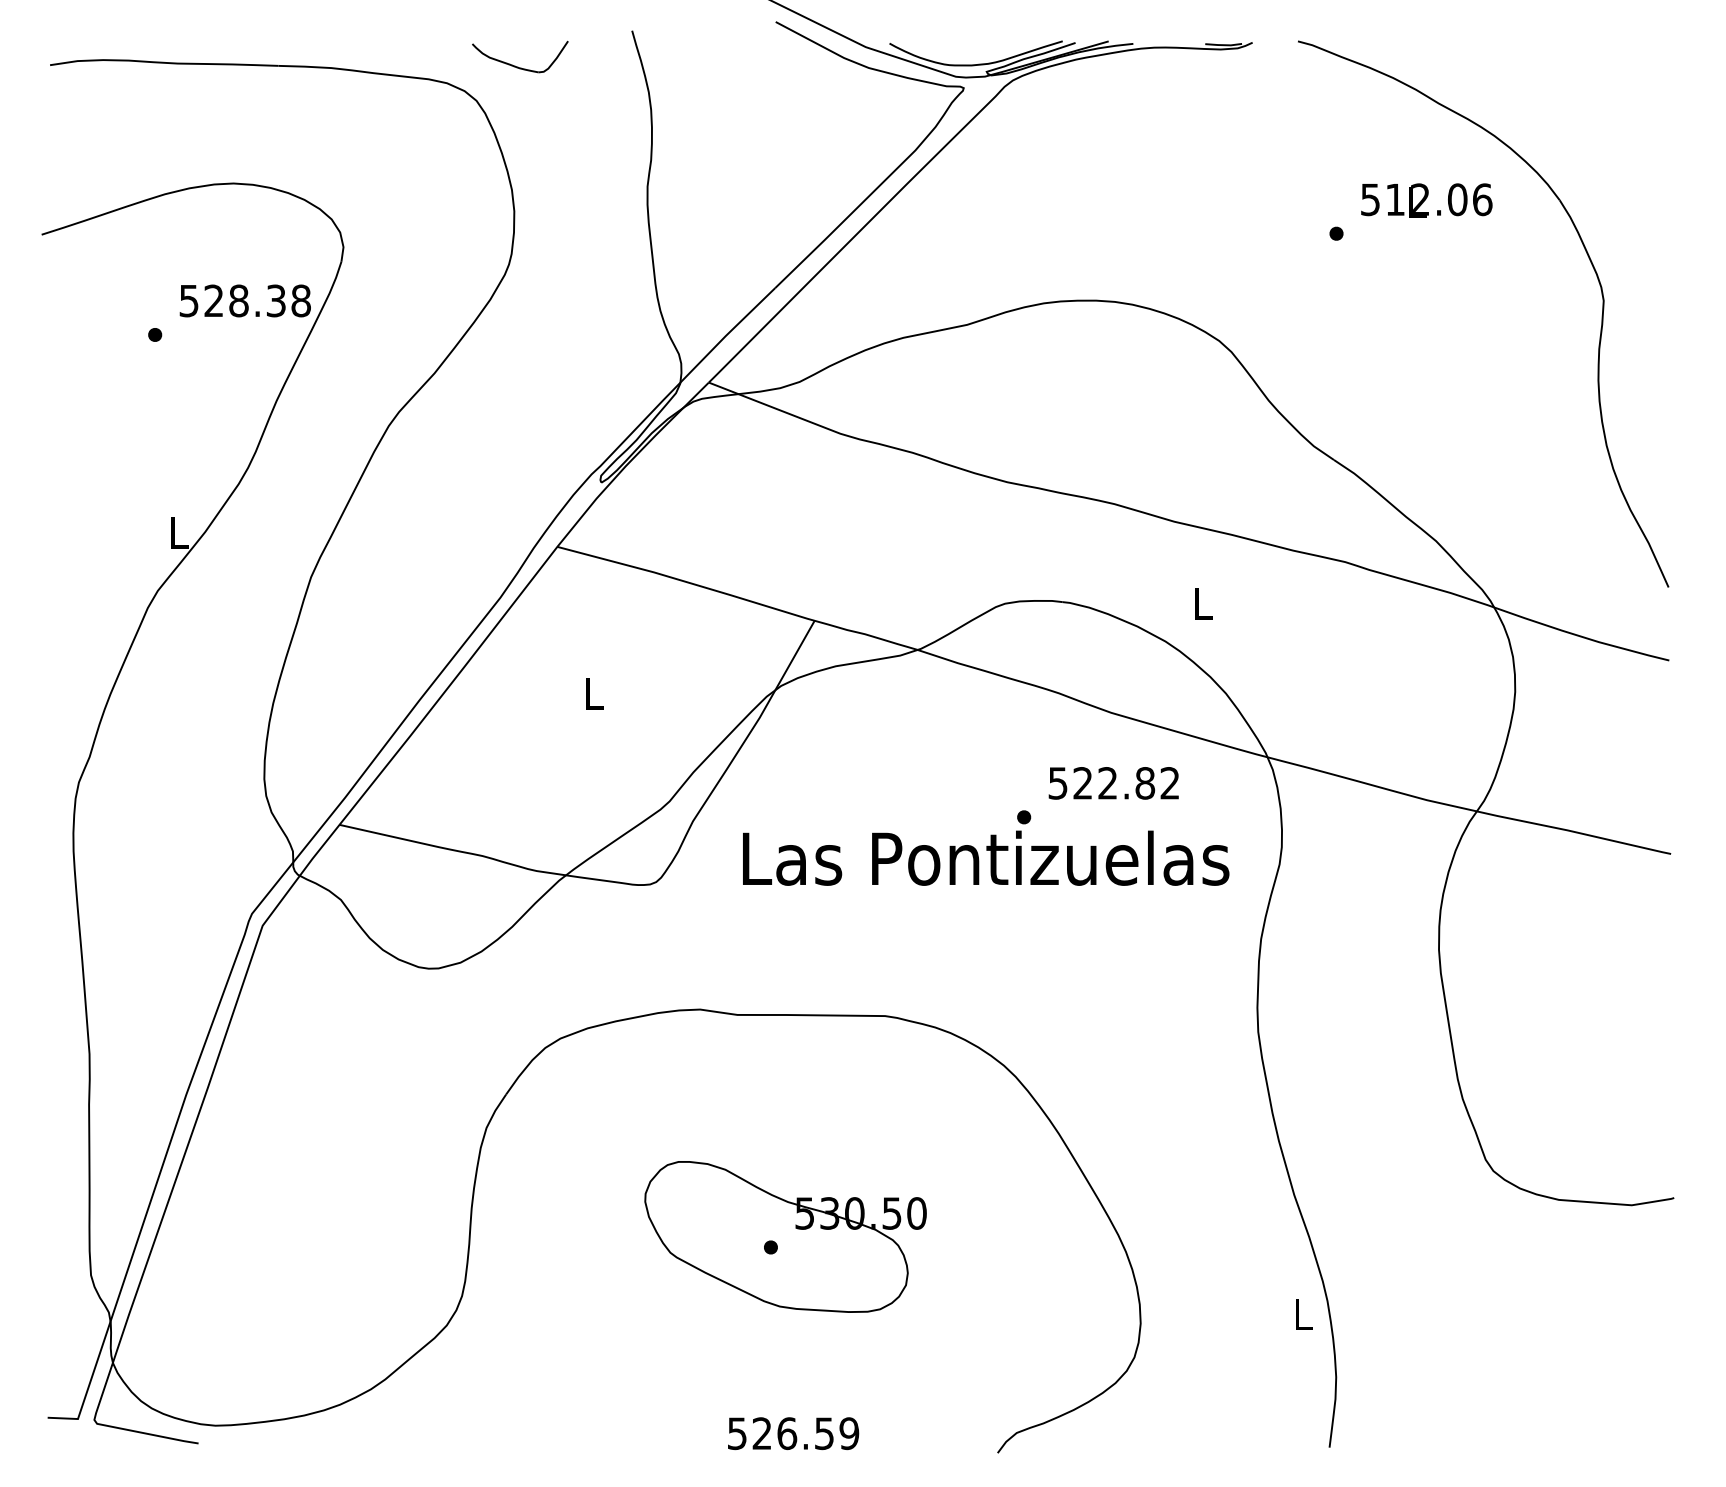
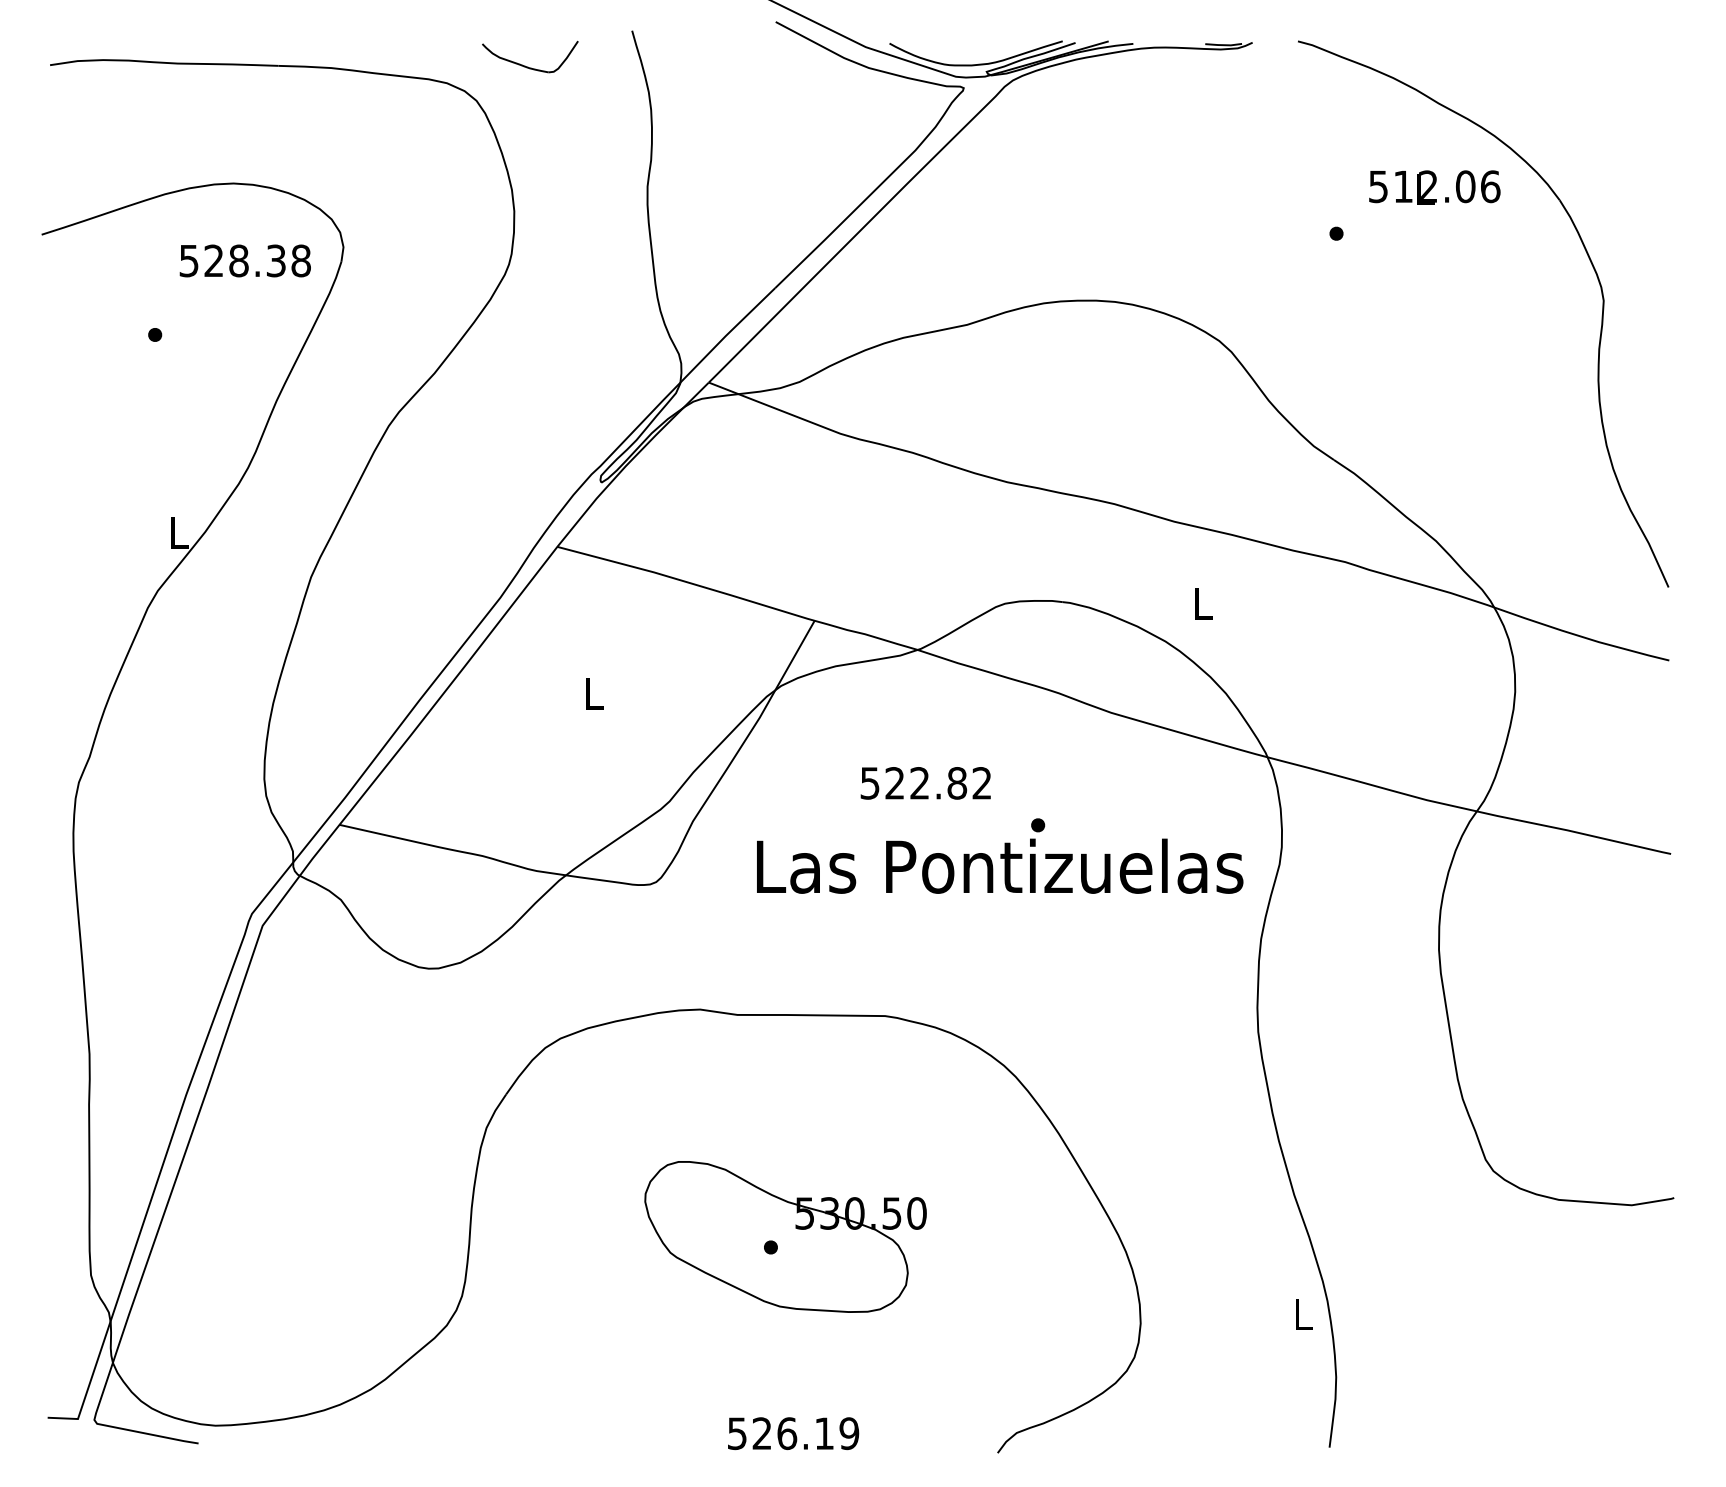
part position: (518, 66) -> (528, 66) (528, 66)
text position: (1426, 200) -> (1434, 187) (1434, 187)
text position: (244, 300) -> (244, 260) (244, 260)
text position: (1113, 783) -> (925, 783) (925, 783)
text position: (986, 847) -> (1000, 855) (1000, 855)
text: 526.59 -> 526.19 (824, 1433)
